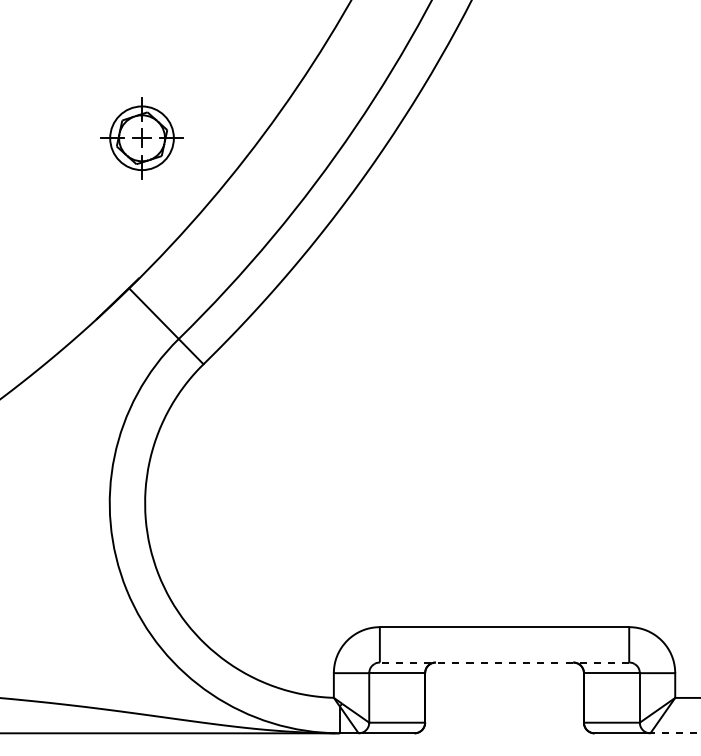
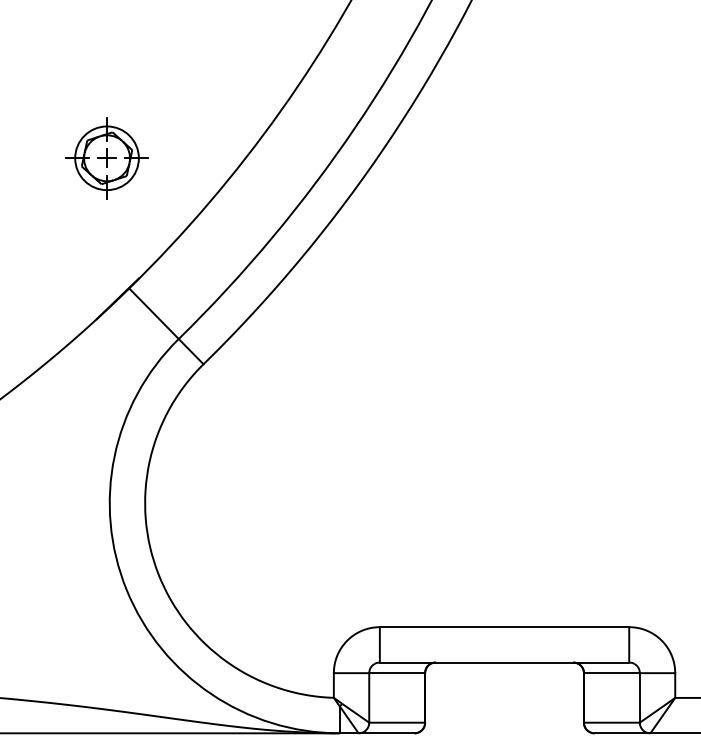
part position: (141, 138) -> (106, 158) (106, 158)
line: dashed -> solid (504, 662)
line: dashed -> solid (675, 733)
